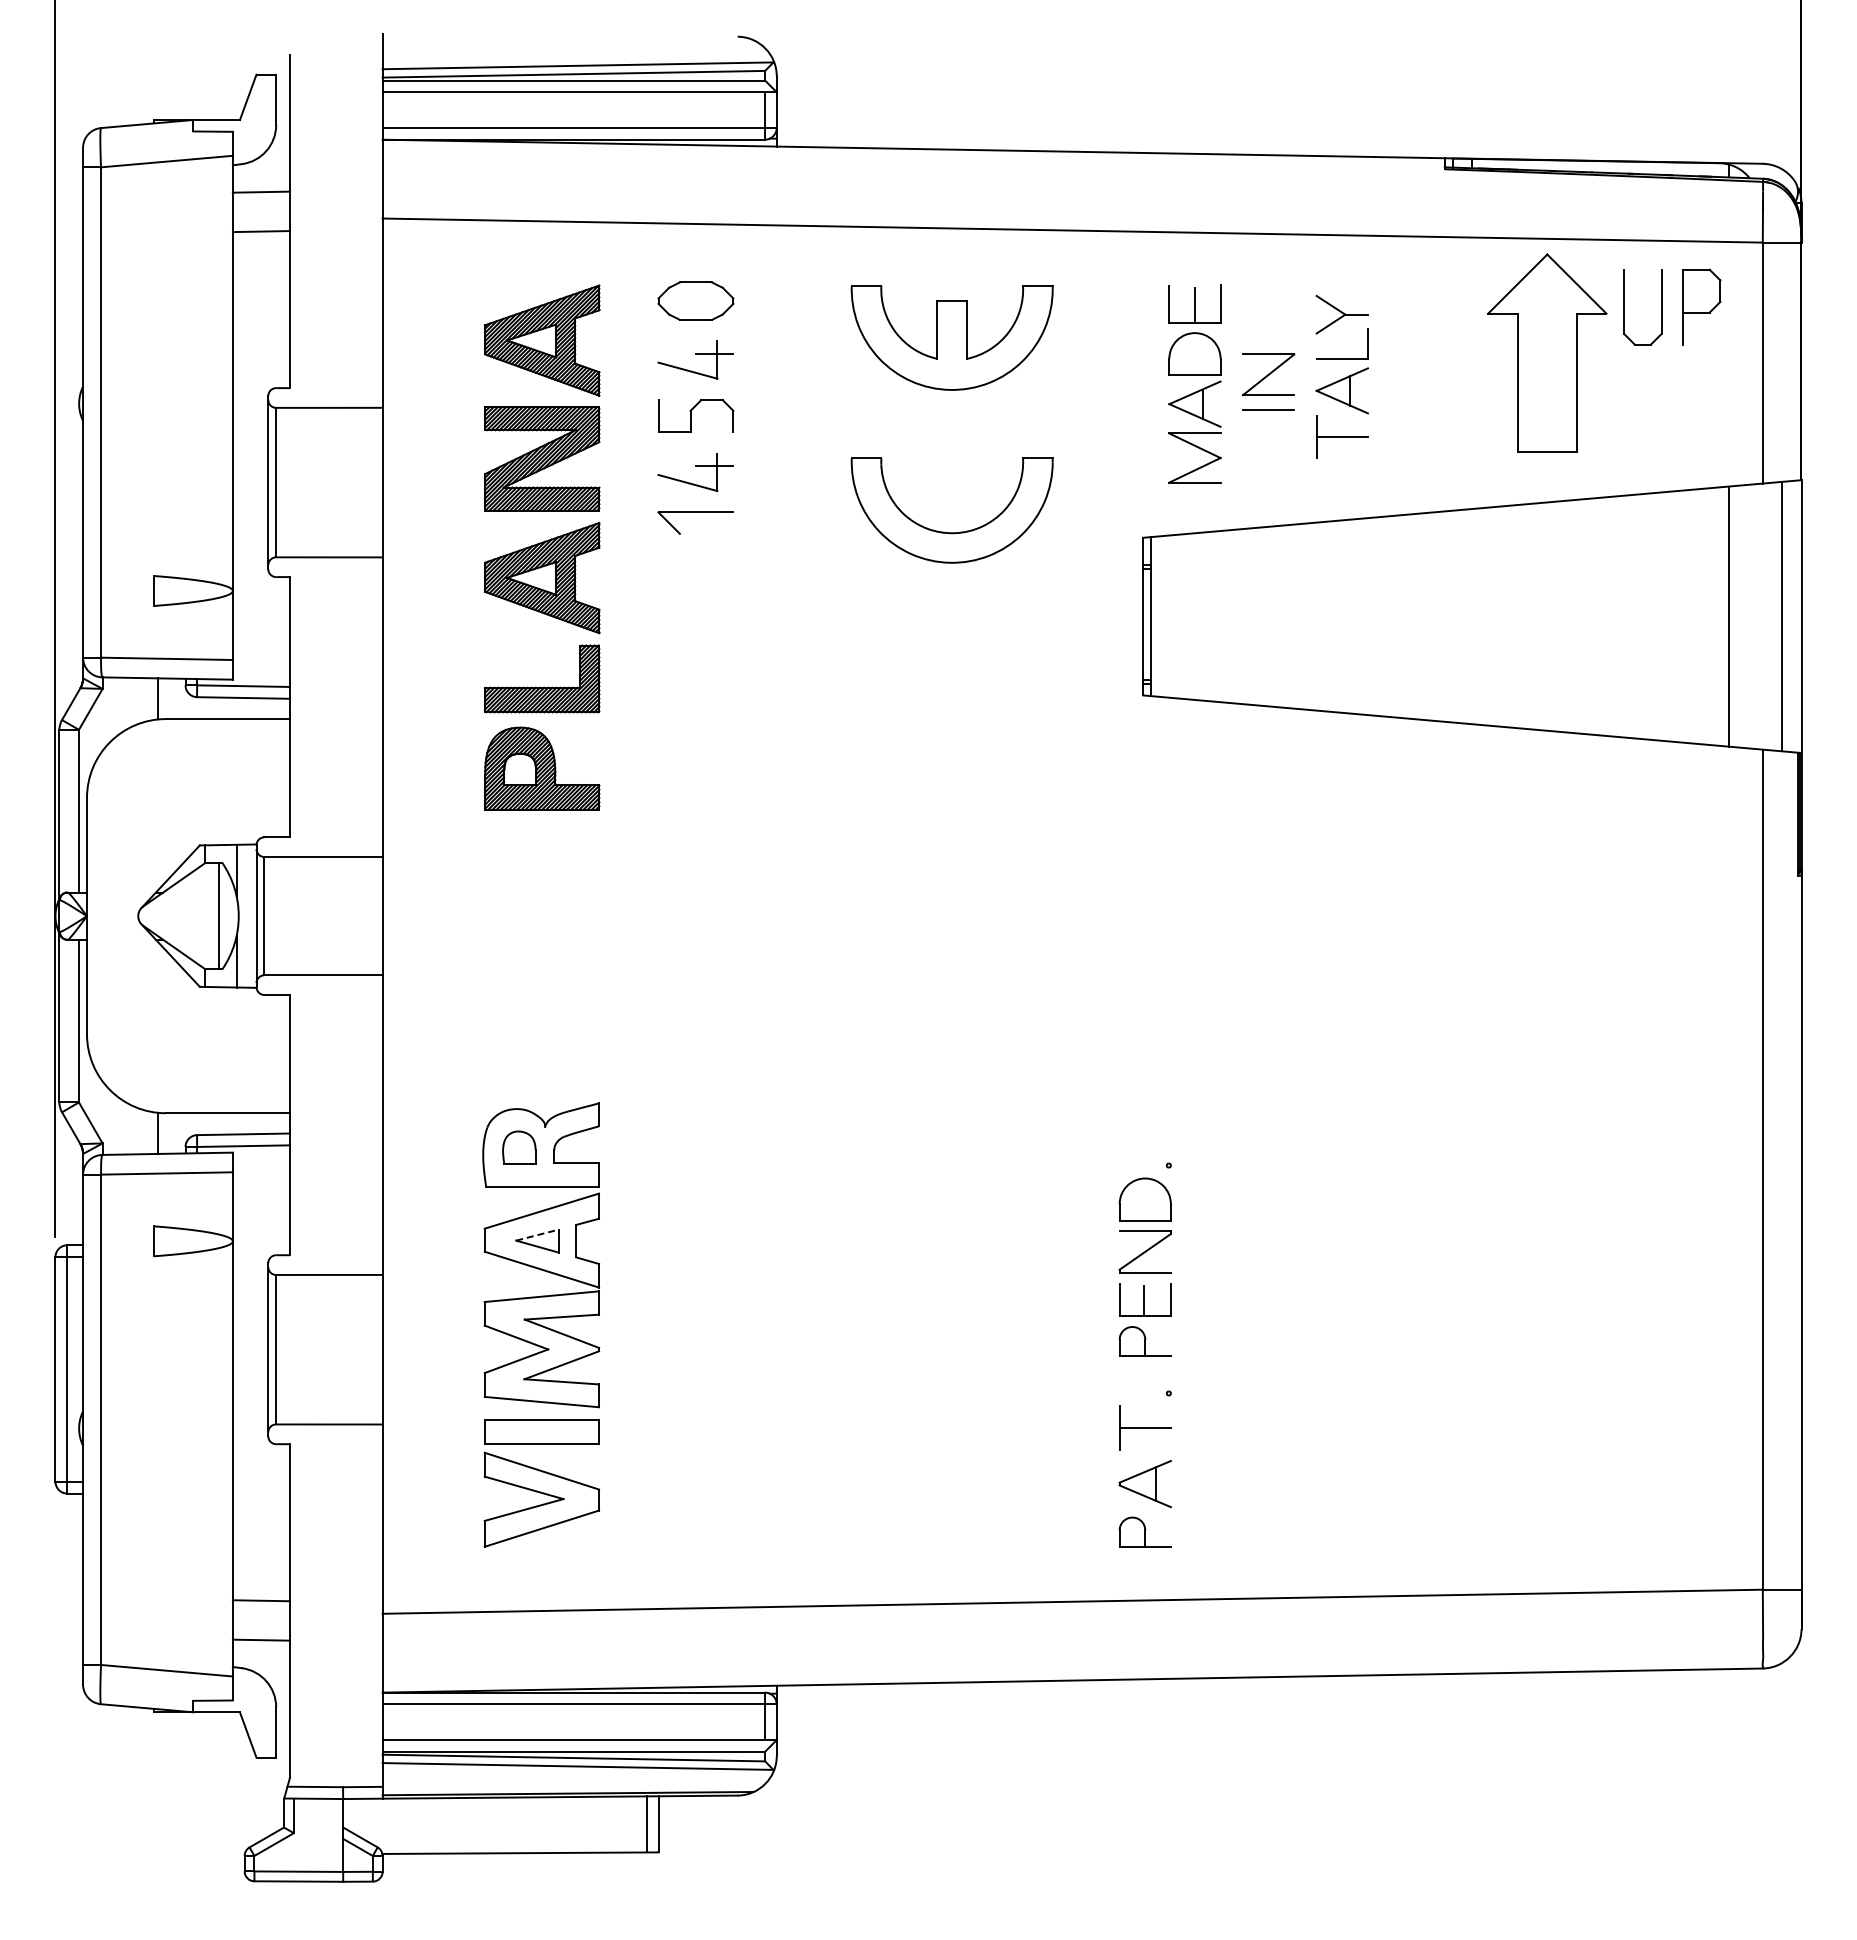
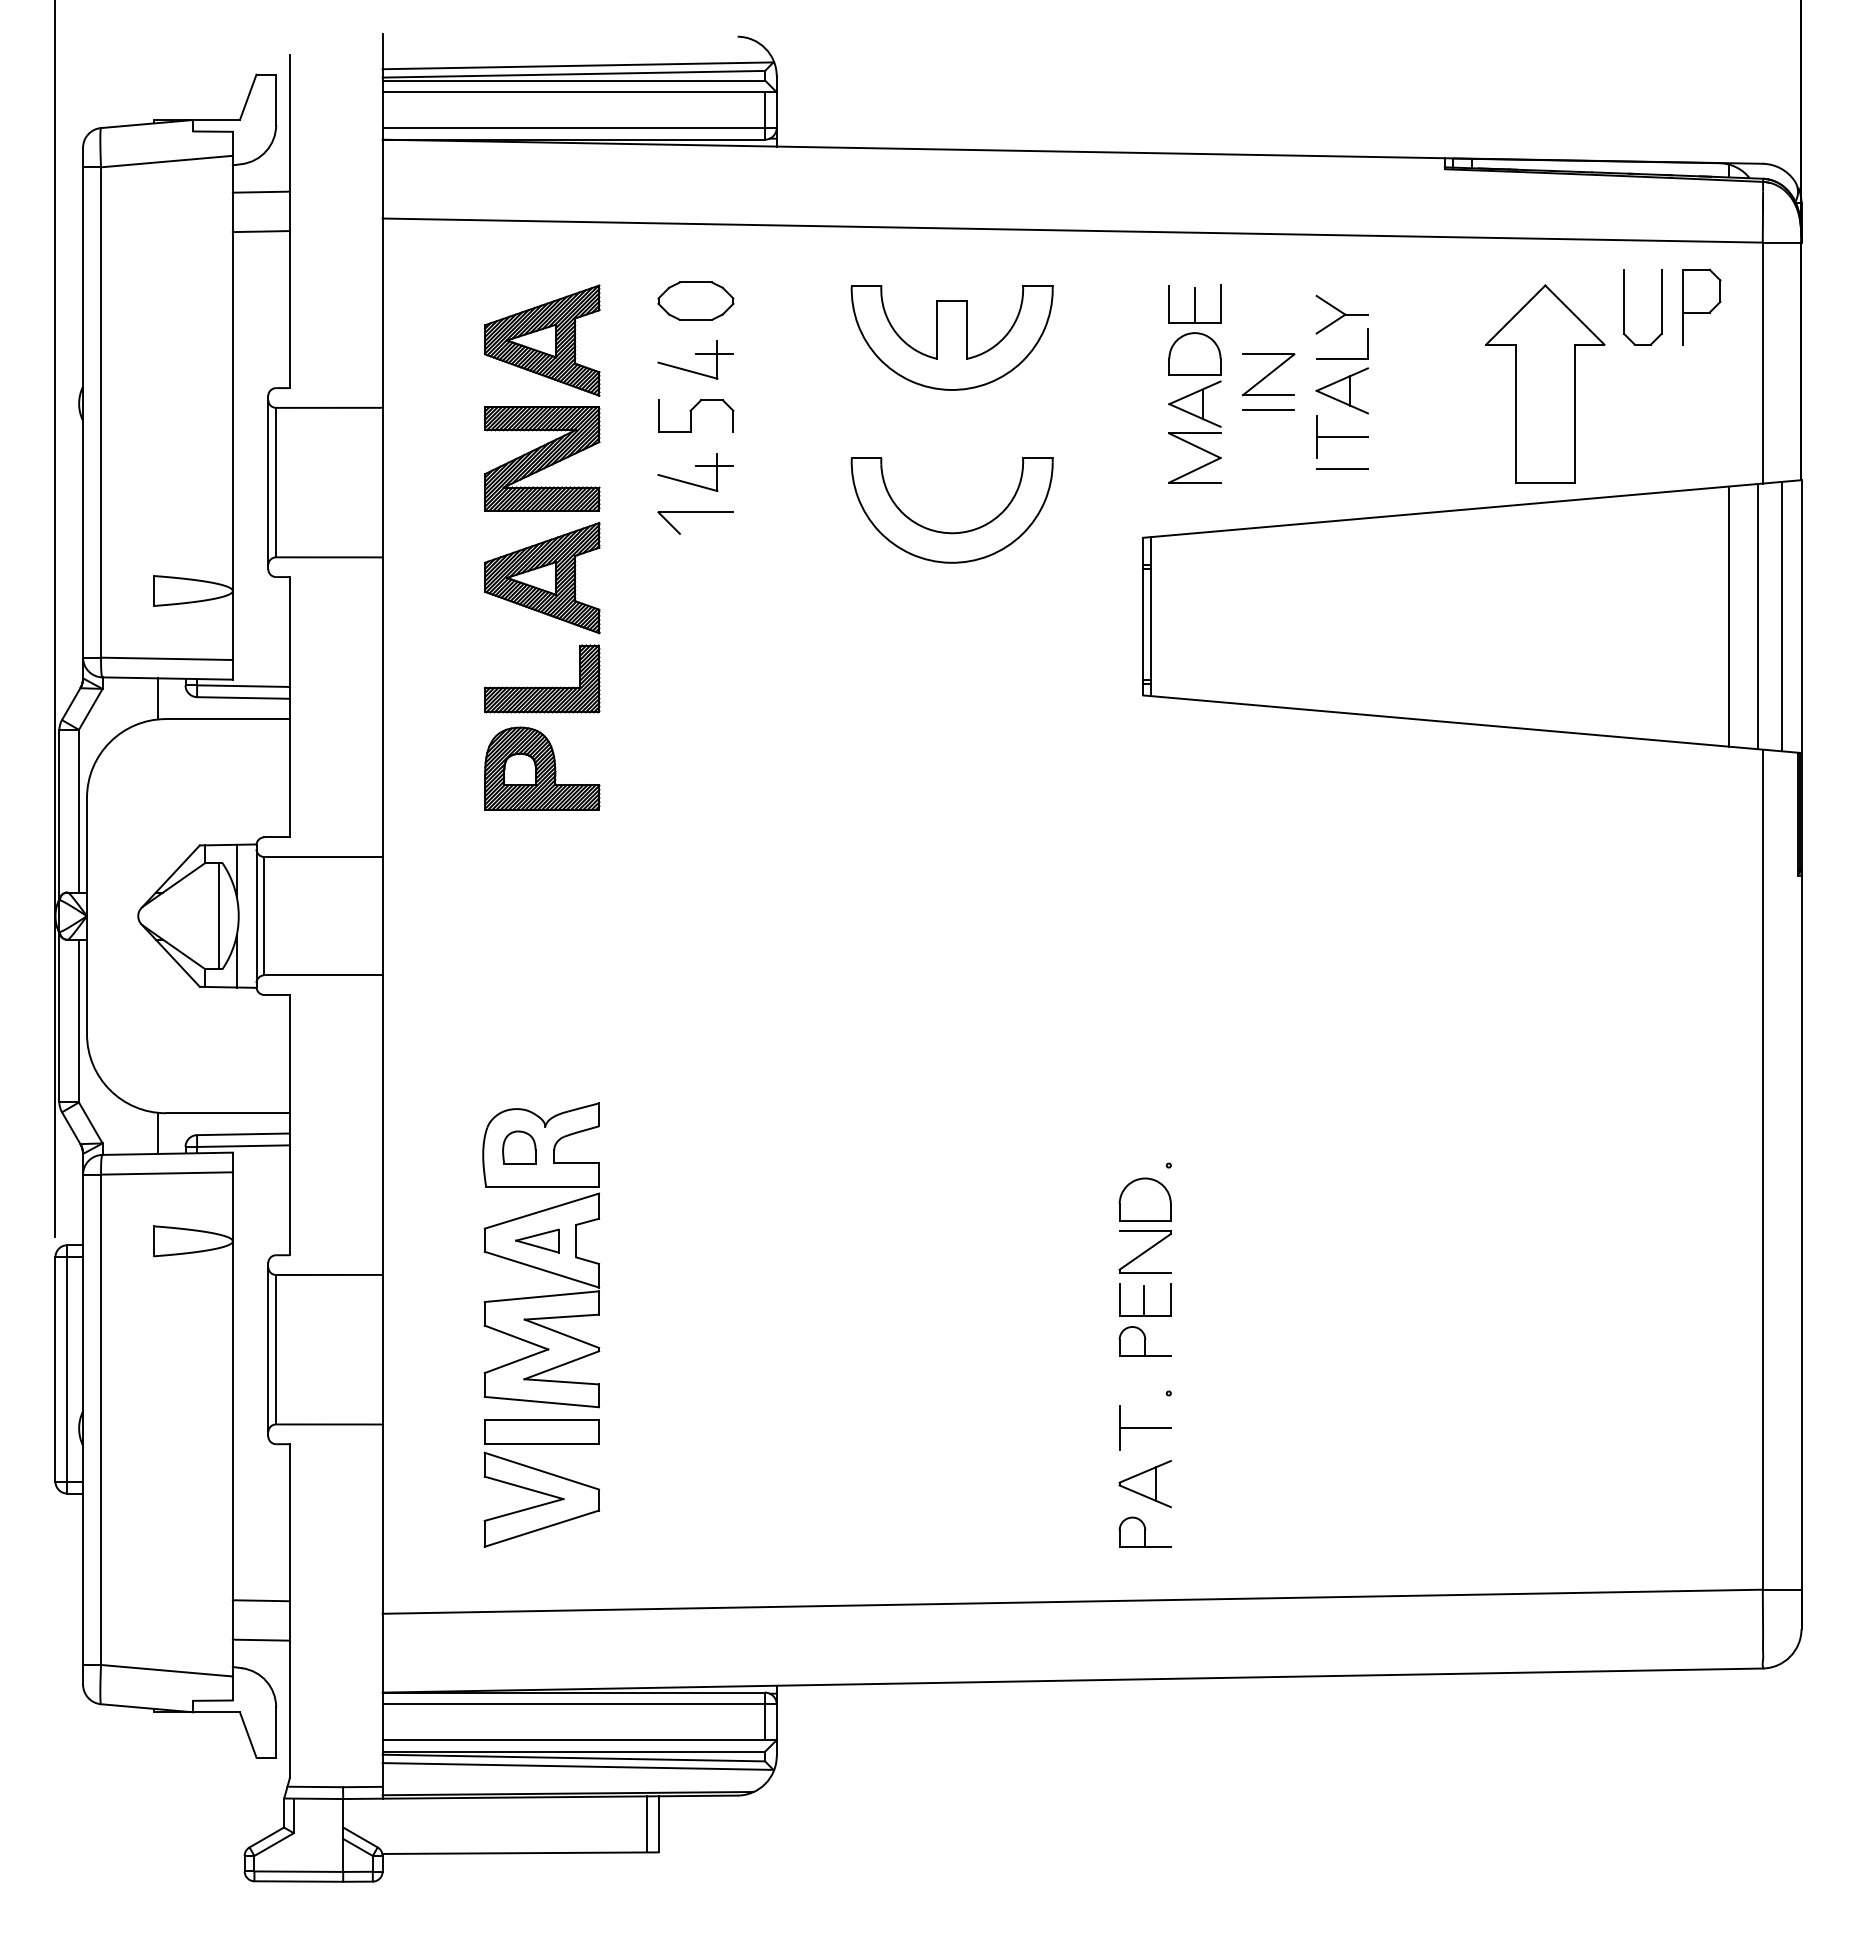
part position: (1547, 352) -> (1545, 383) (1545, 383)
line: none -> present (1341, 468)
line: none -> present (1758, 616)
line: dashed -> solid (537, 1235)
